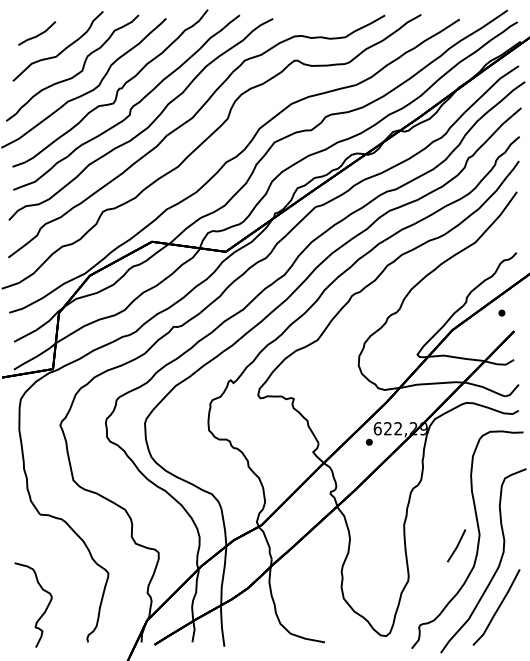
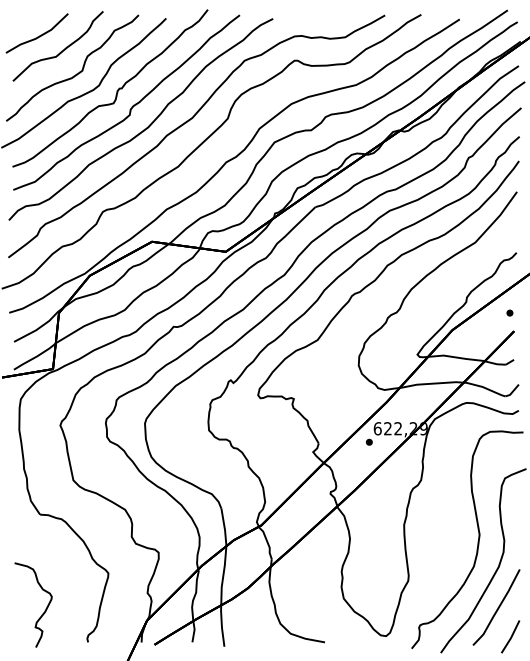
part size: 39x25 px -> 64x41 px (36, 33)
part position: (501, 312) -> (509, 312) (509, 312)
line position: (456, 545) -> (510, 636) (510, 636)
